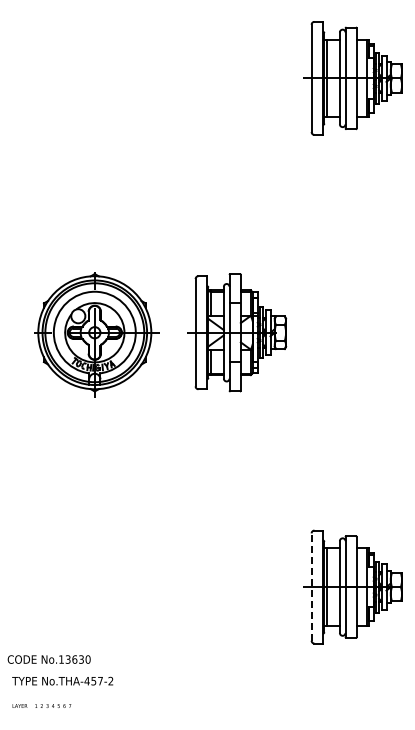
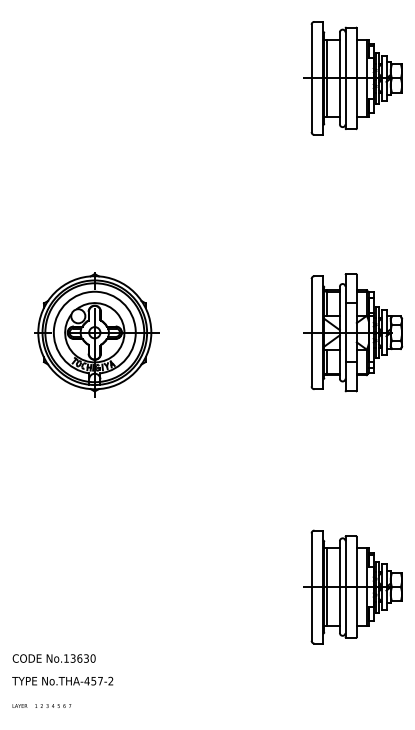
part position: (237, 332) -> (353, 332) (353, 332)
line: dashed -> solid (311, 587)
text position: (48, 659) -> (53, 658) (53, 658)
